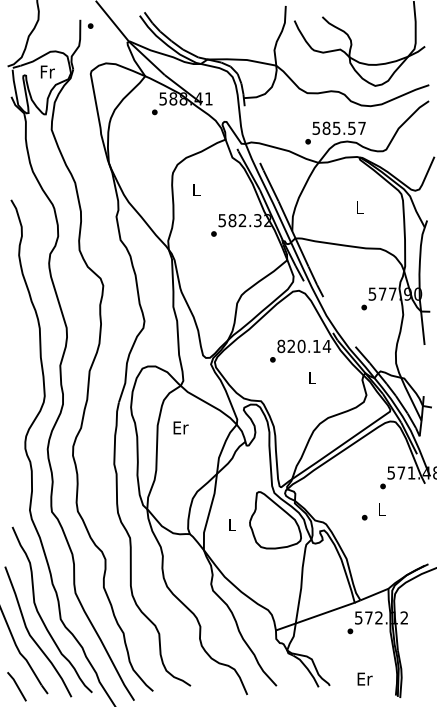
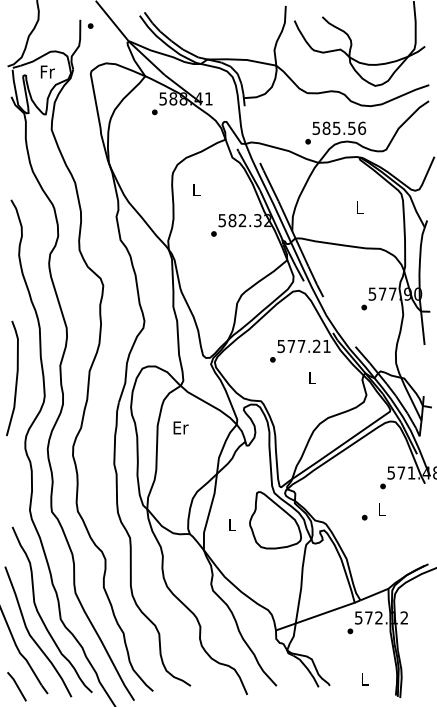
text: 585.57 -> 585.56 (362, 127)
text: 820.14 -> 577.21 (304, 346)
curve: none -> present (15, 380)
text: Er -> L (364, 678)
